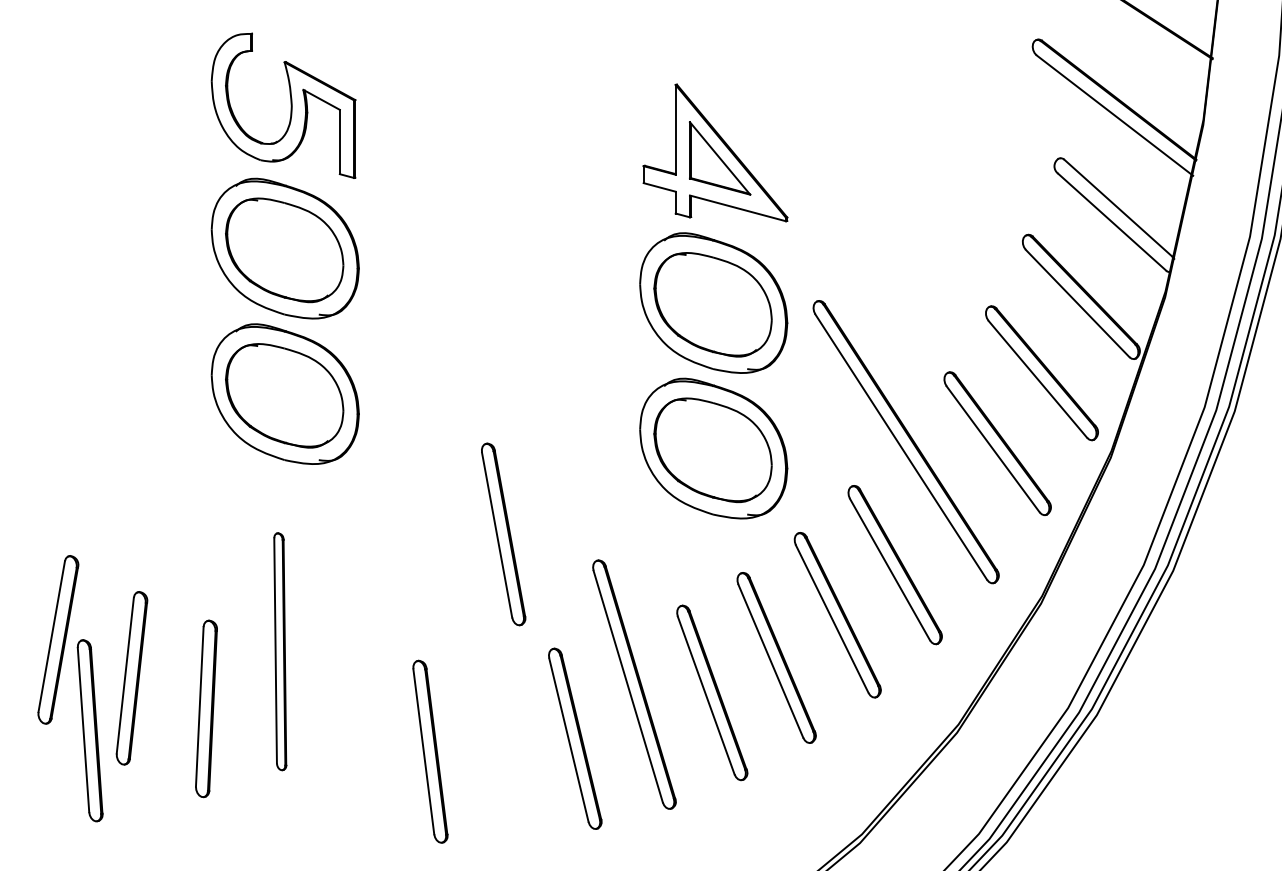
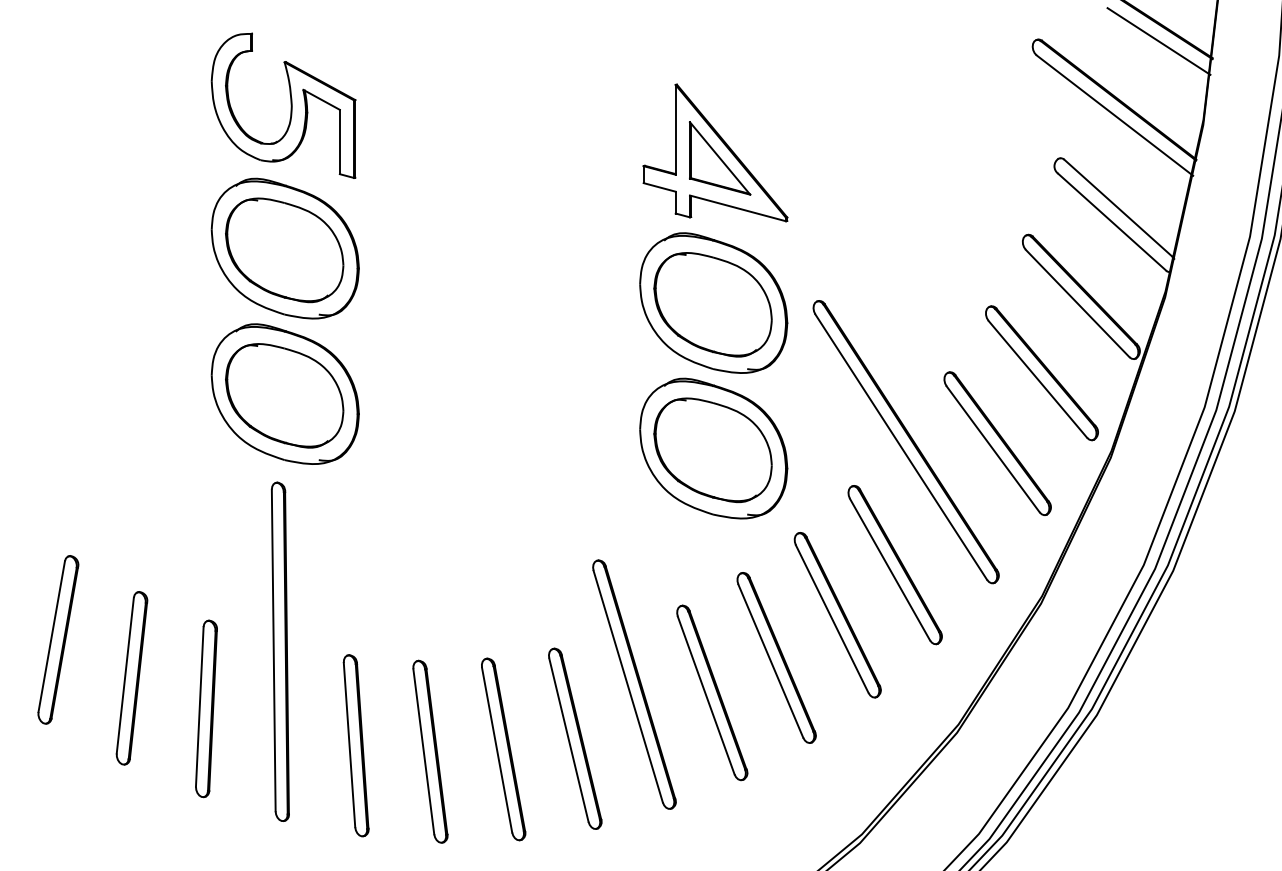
line: none -> present (1158, 41)
part position: (503, 534) -> (503, 749) (503, 749)
part size: 15x240 px -> 20x341 px (279, 651)
part position: (89, 730) -> (355, 745) (355, 745)
